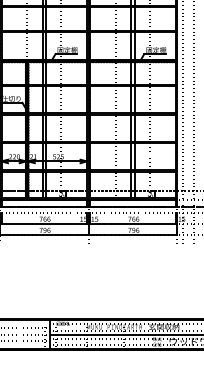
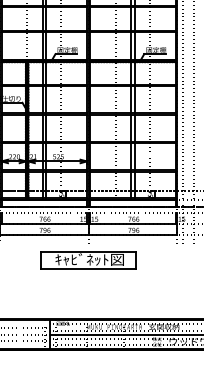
part: none -> present (88, 260)
